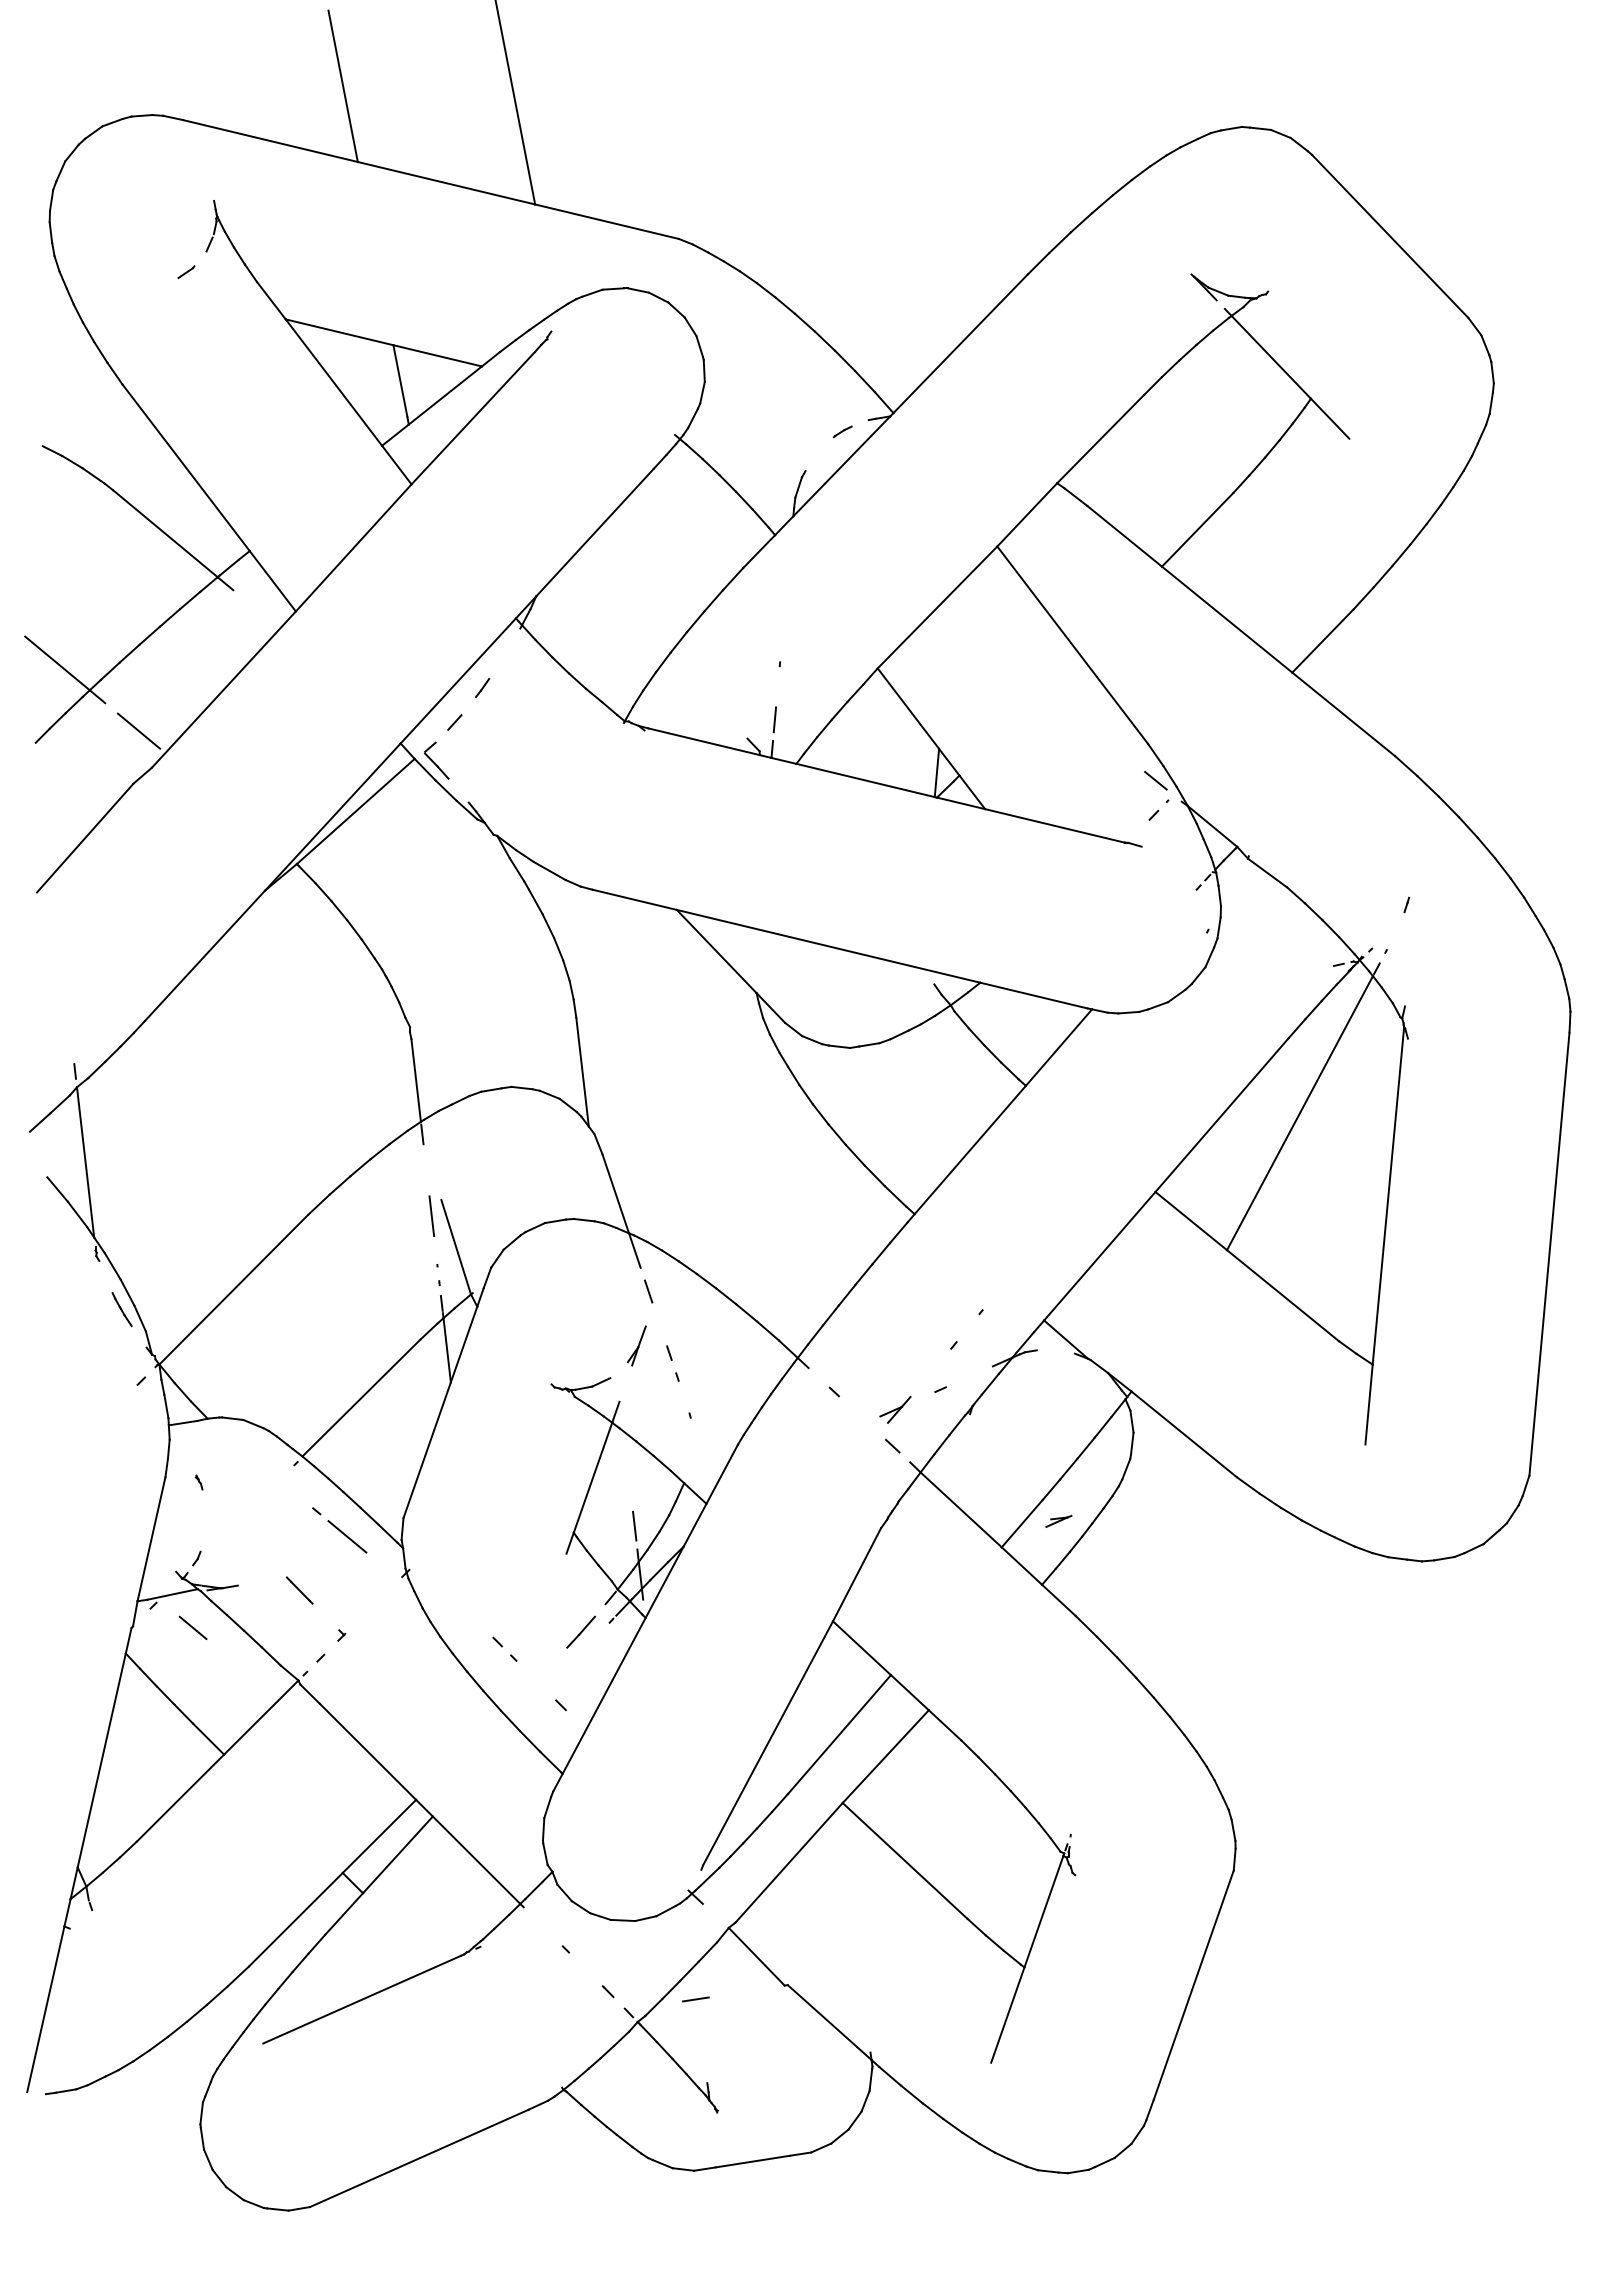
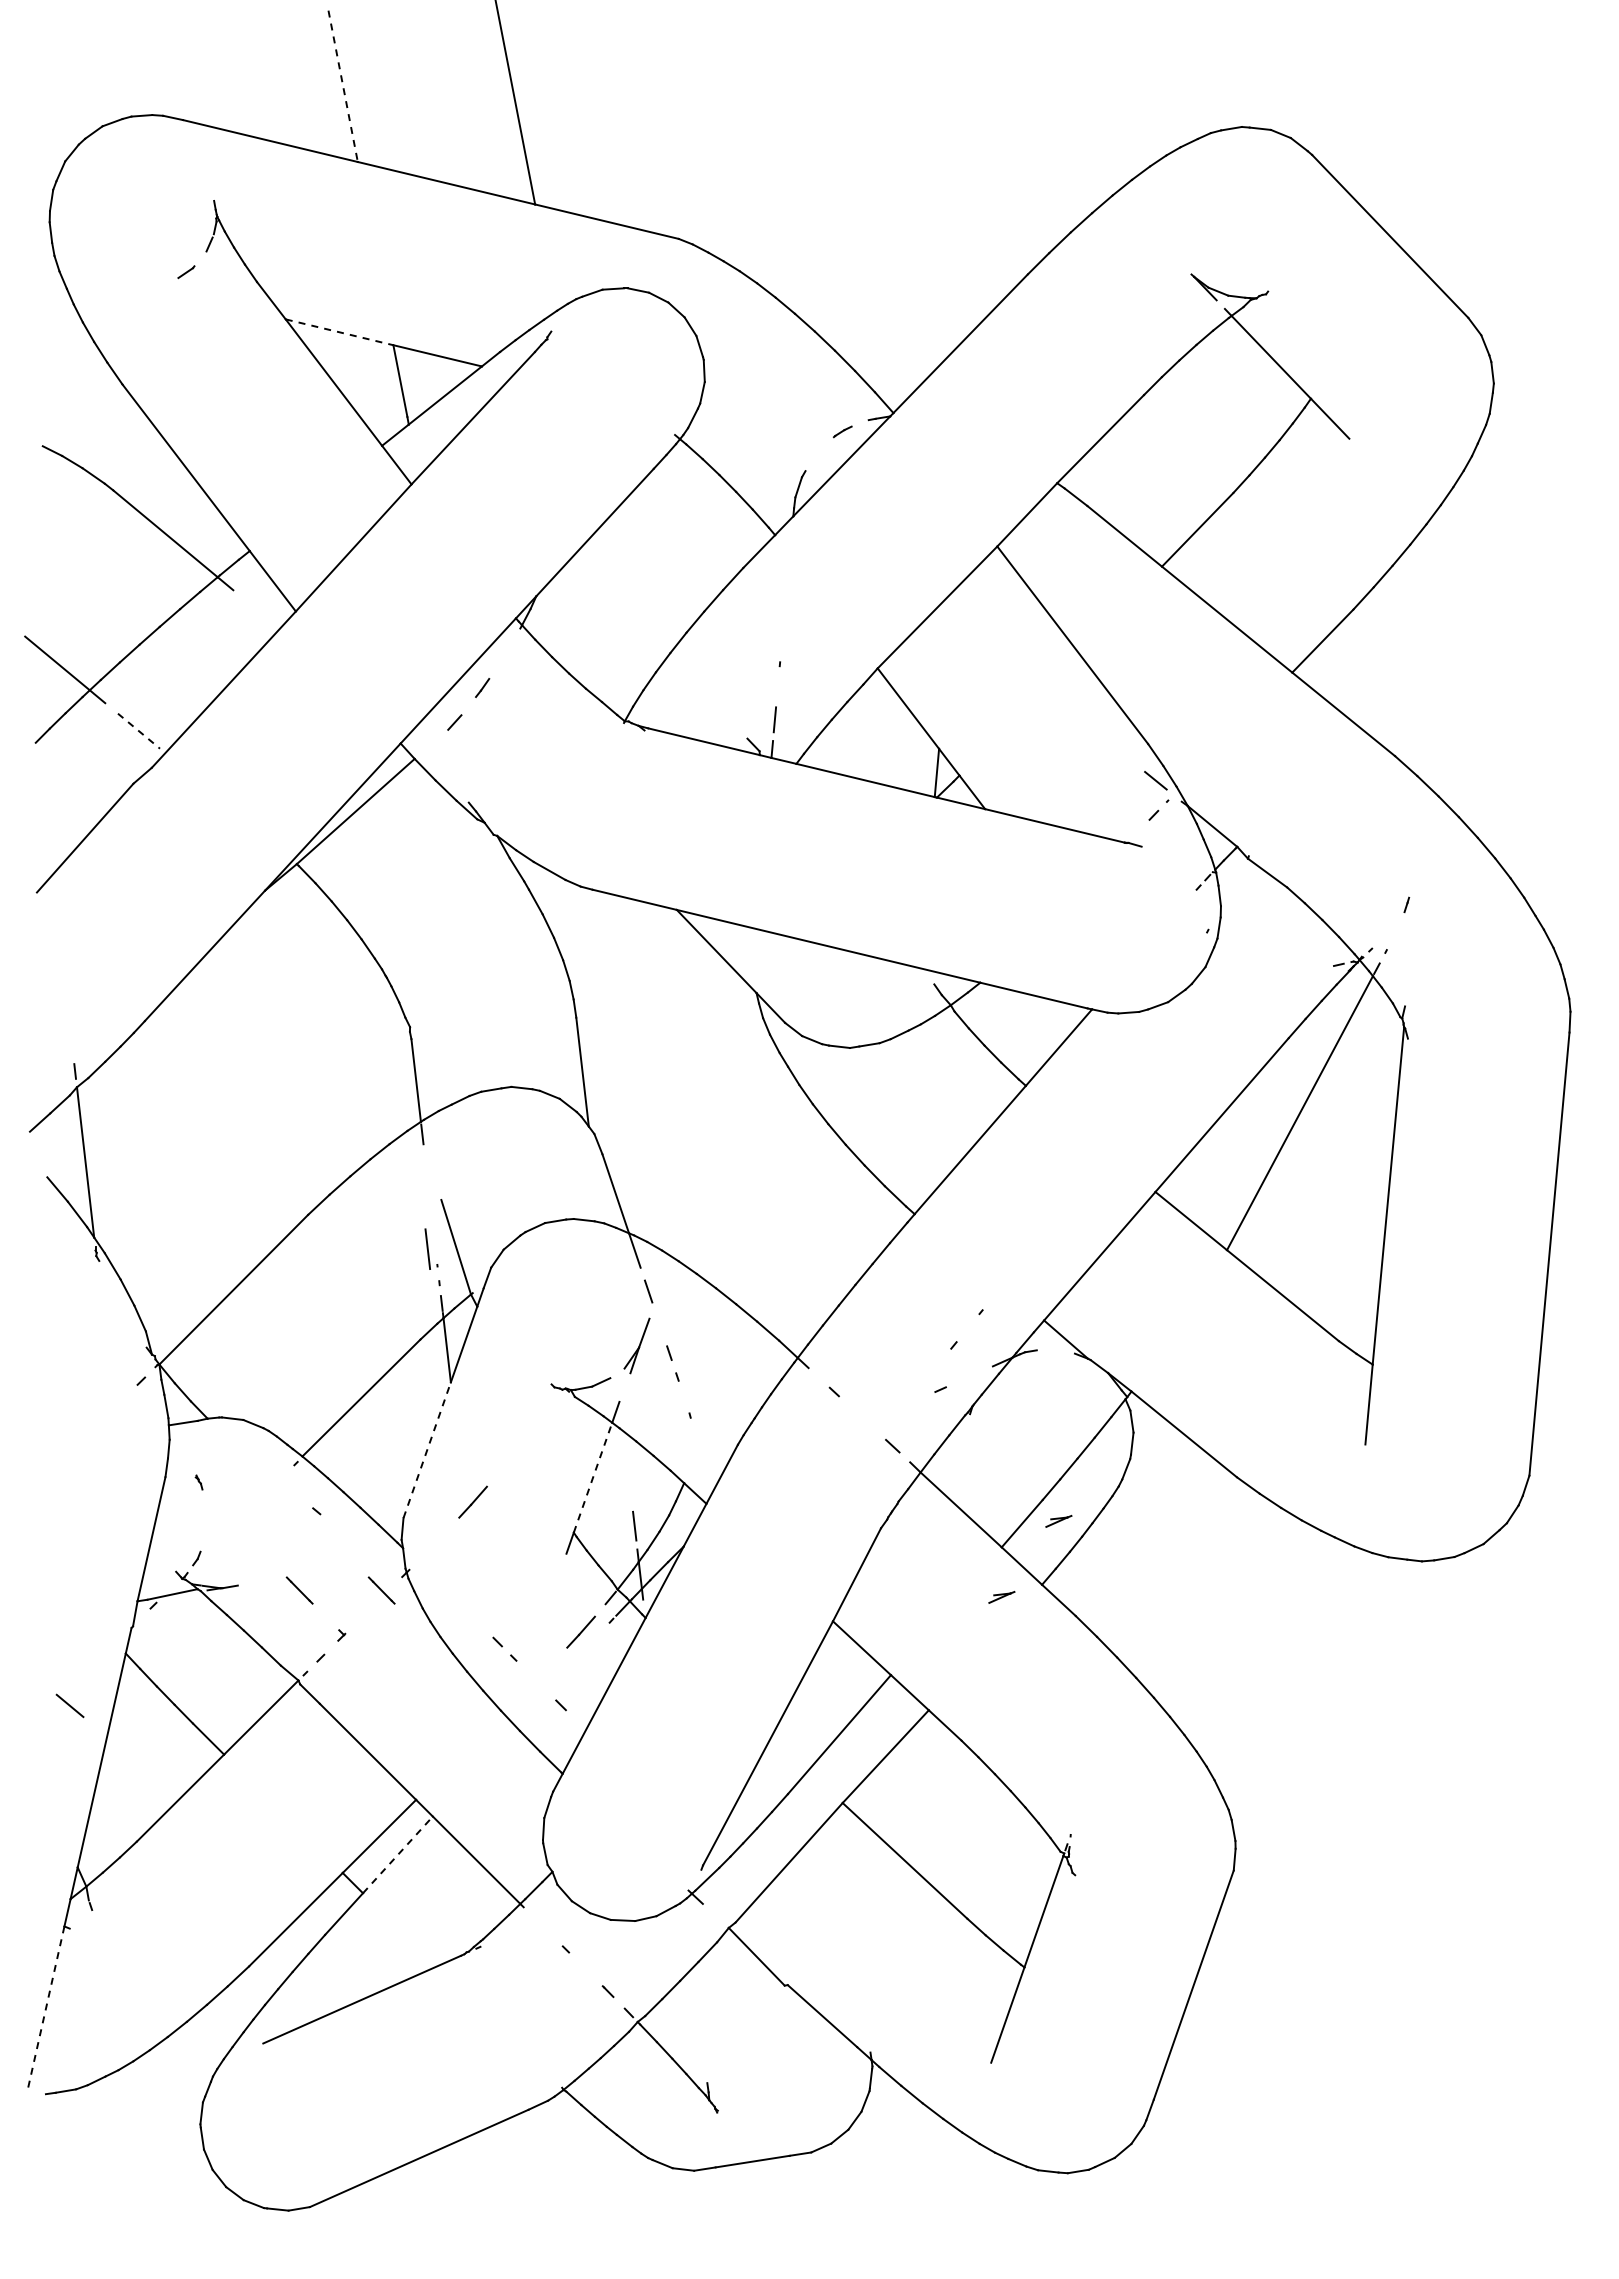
line: solid -> dashed (343, 86)
line: solid -> dashed (340, 332)
line: solid -> dashed (139, 731)
part: present -> none (436, 760)
line position: (431, 1215) -> (427, 1248) (427, 1248)
line: present -> none (121, 1309)
part size: 21x42 px -> 28x58 px (636, 1345)
part: present -> none (895, 1409)
line: solid -> dashed (427, 1450)
line: solid -> dashed (593, 1477)
line: none -> present (472, 1501)
line: present -> none (347, 1536)
line: none -> present (381, 1590)
part: none -> present (1001, 1596)
line position: (192, 1627) -> (69, 1705) (69, 1705)
line: solid -> dashed (397, 1854)
line: present -> none (695, 1999)
line: solid -> dashed (45, 2009)
